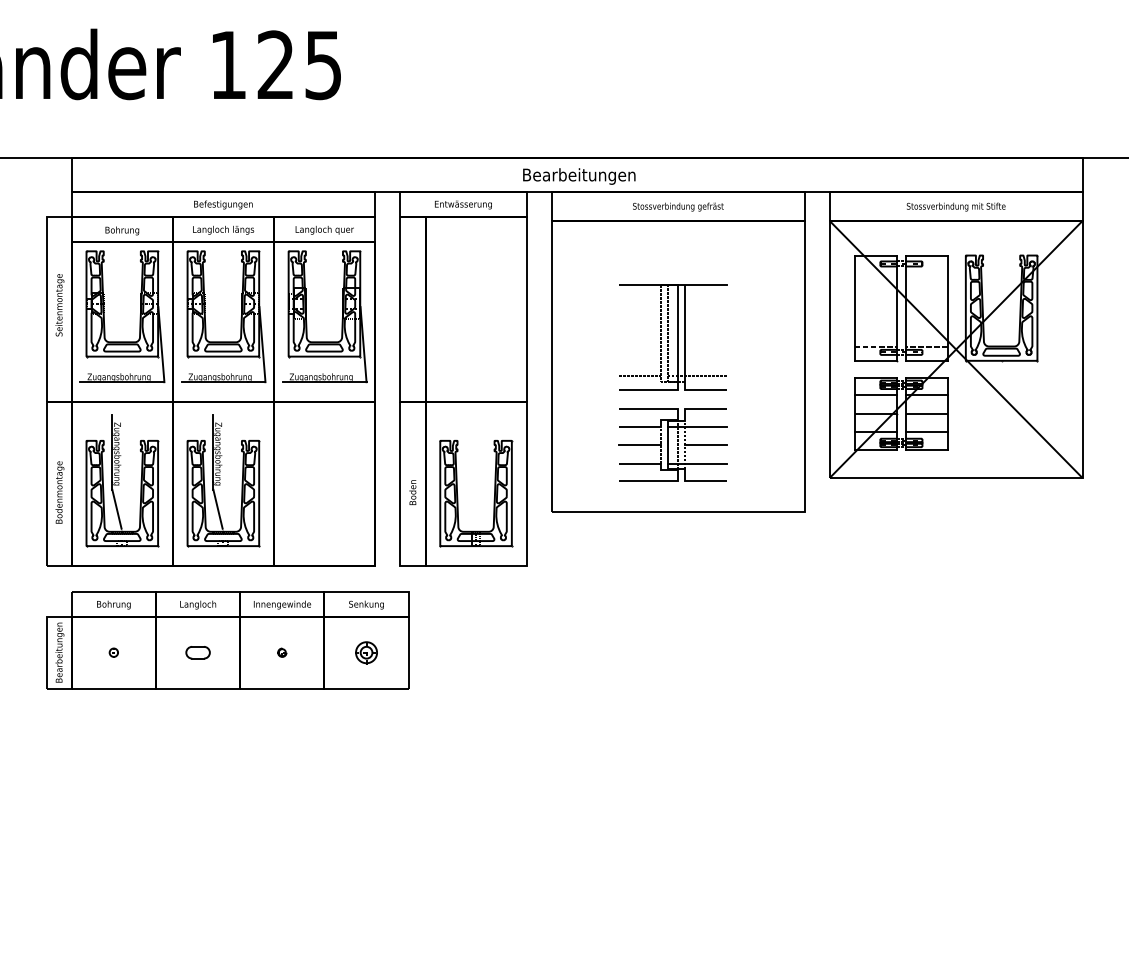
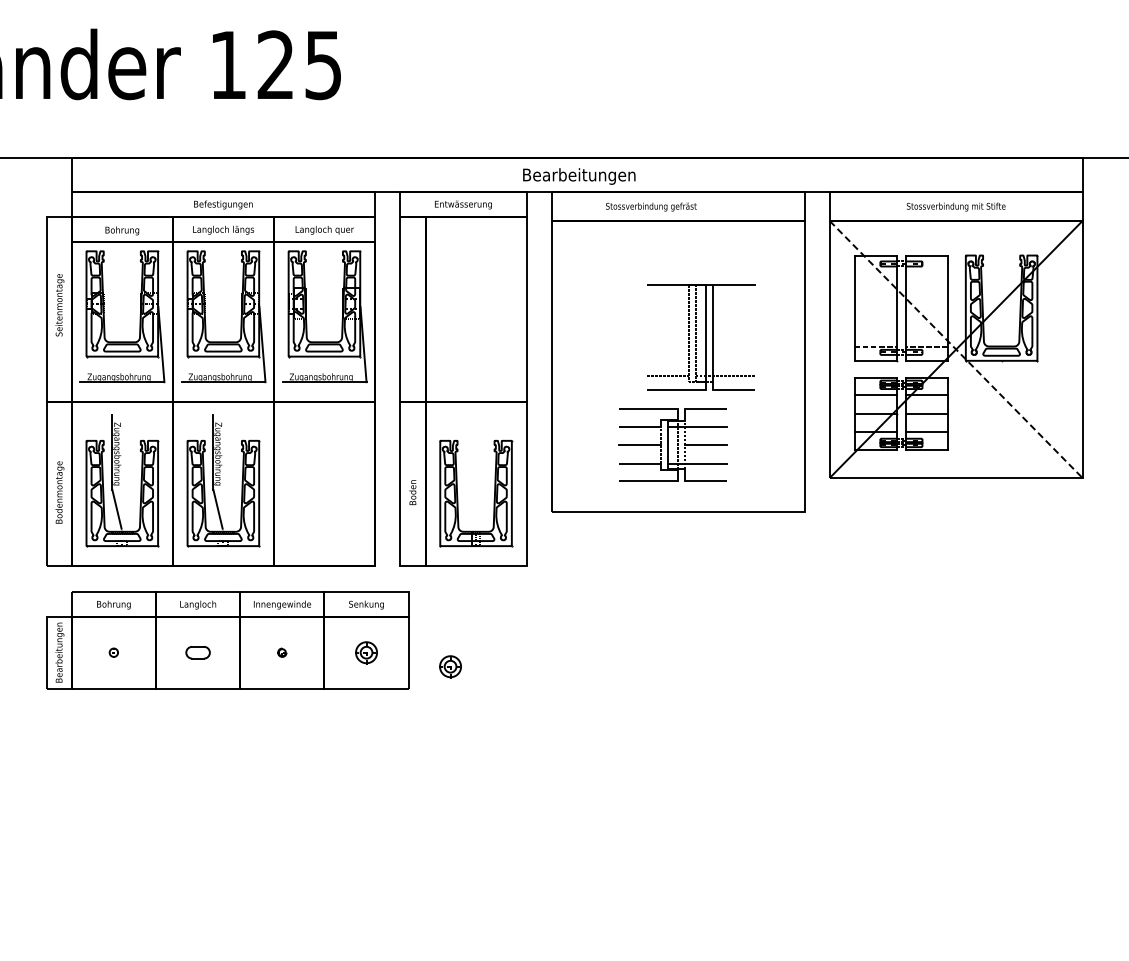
text position: (678, 206) -> (651, 206) (651, 206)
part position: (673, 337) -> (701, 337) (701, 337)
line: solid -> dashed (956, 349)
part: none -> present (450, 666)
